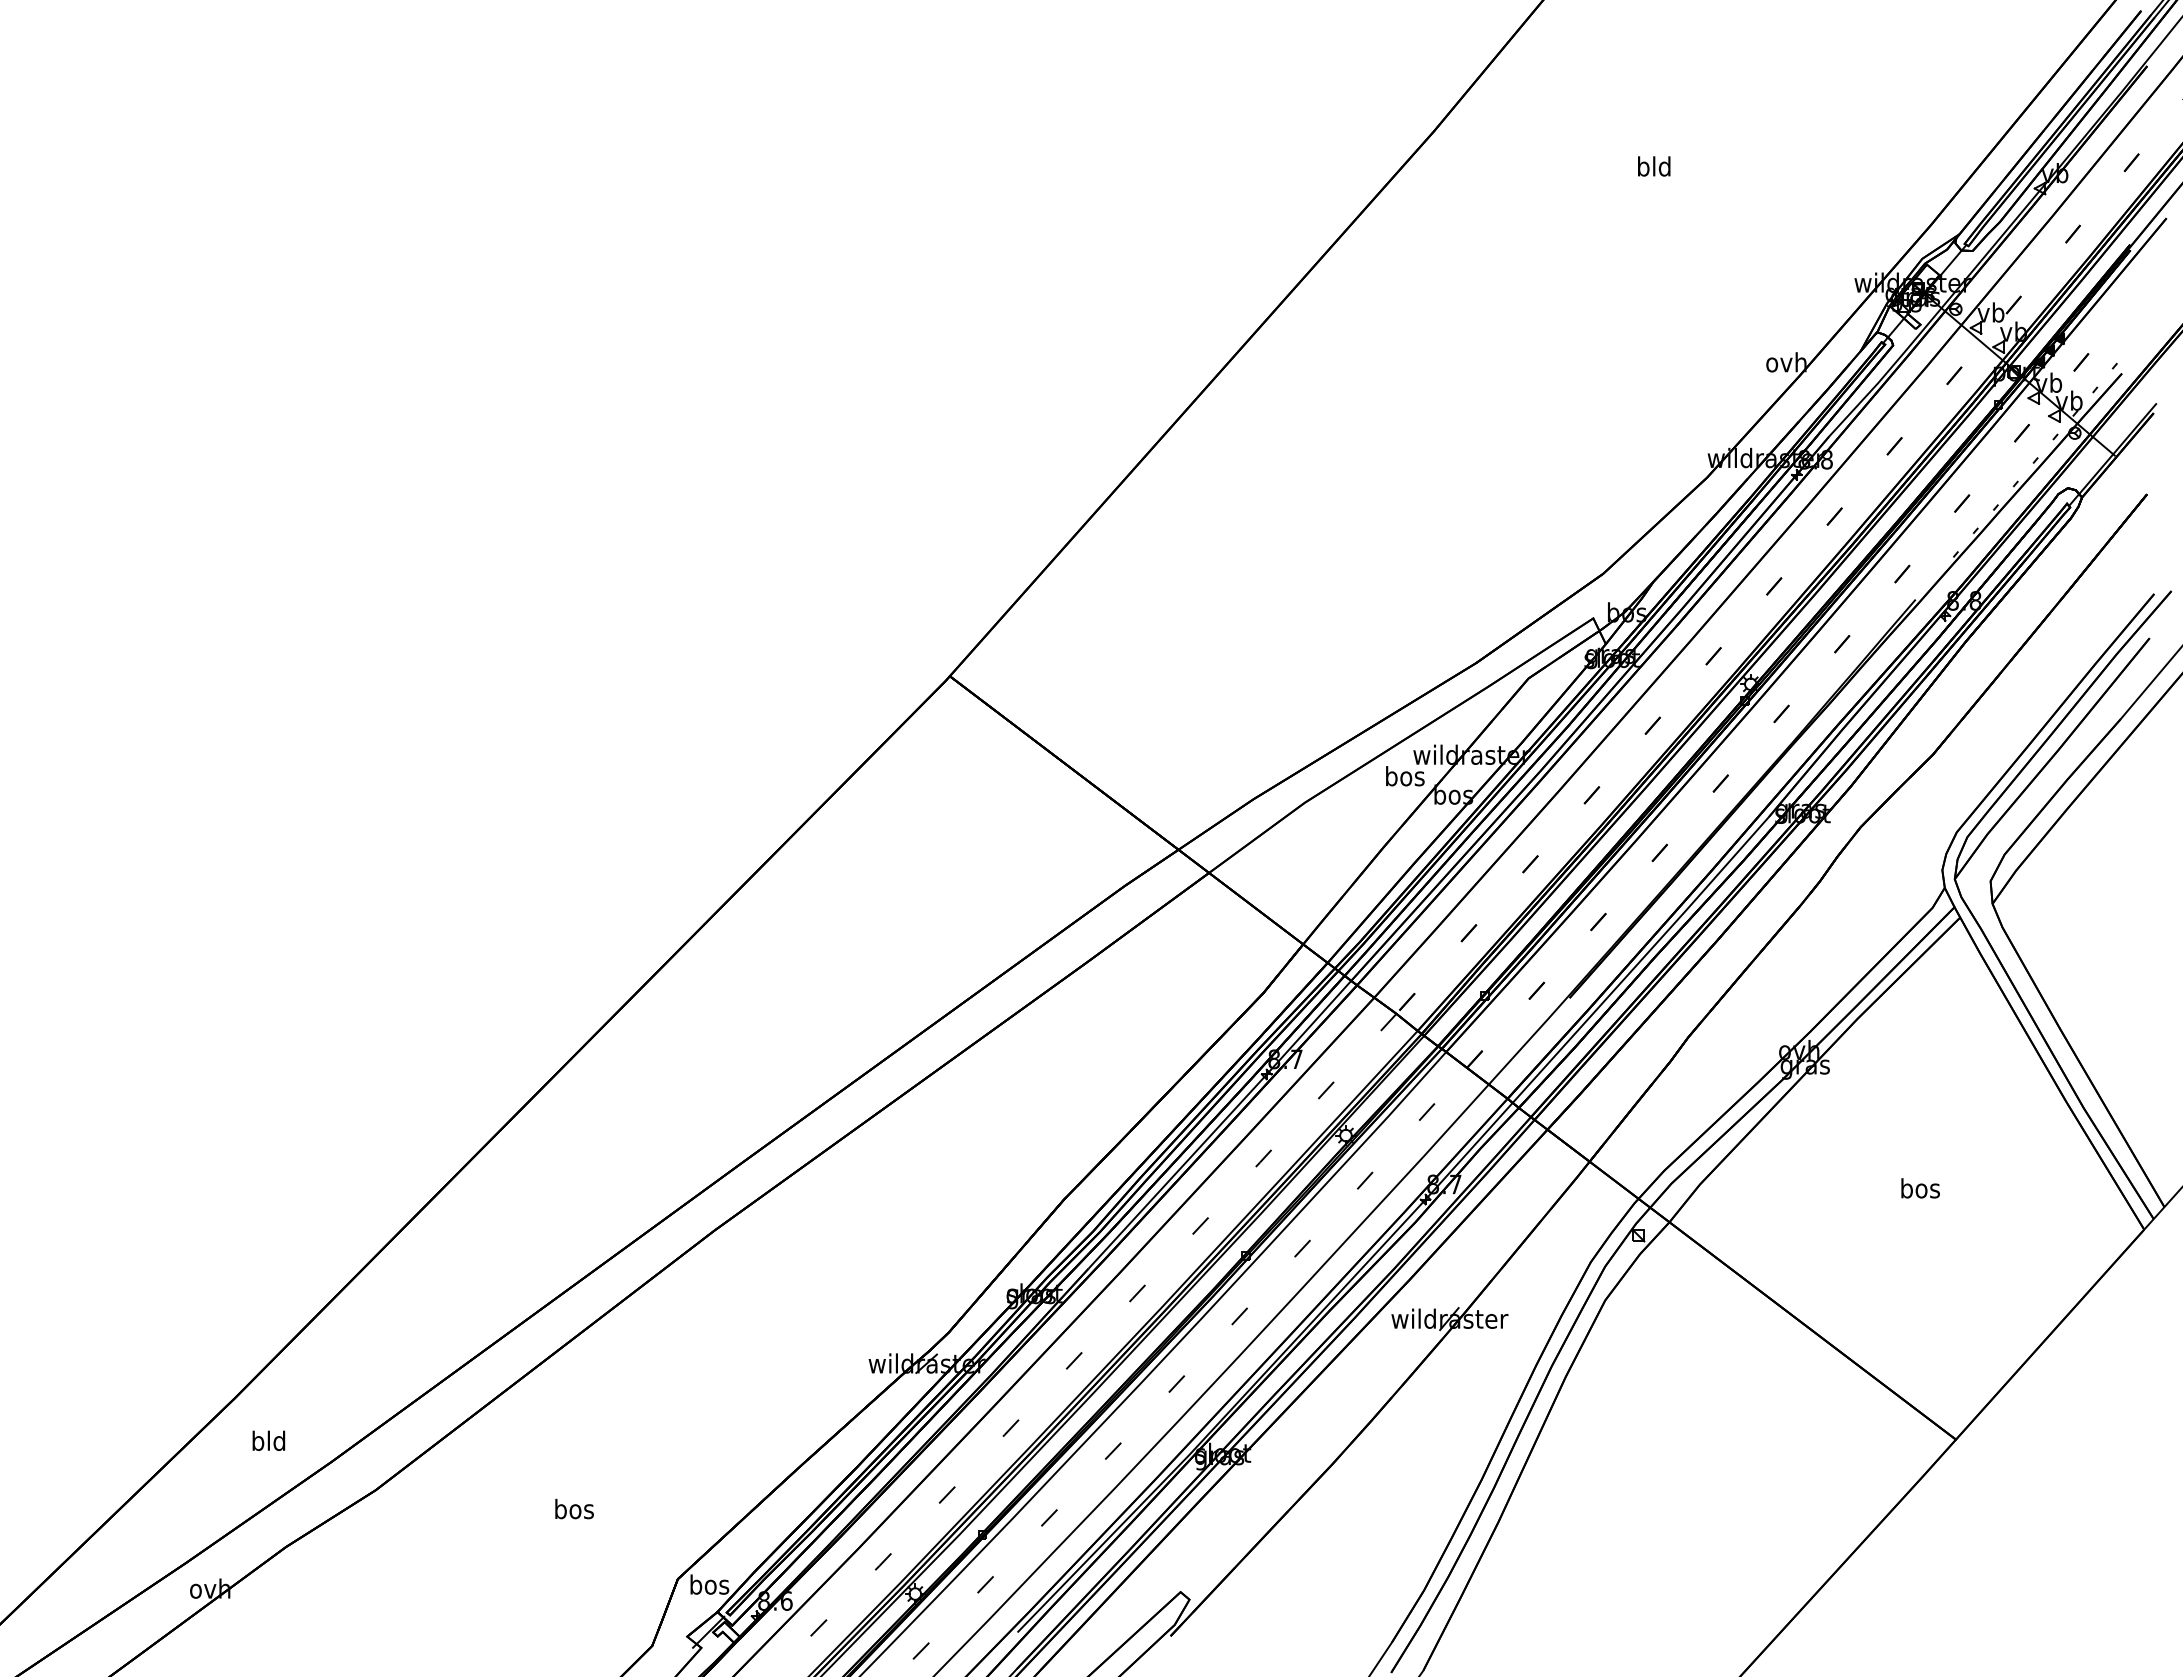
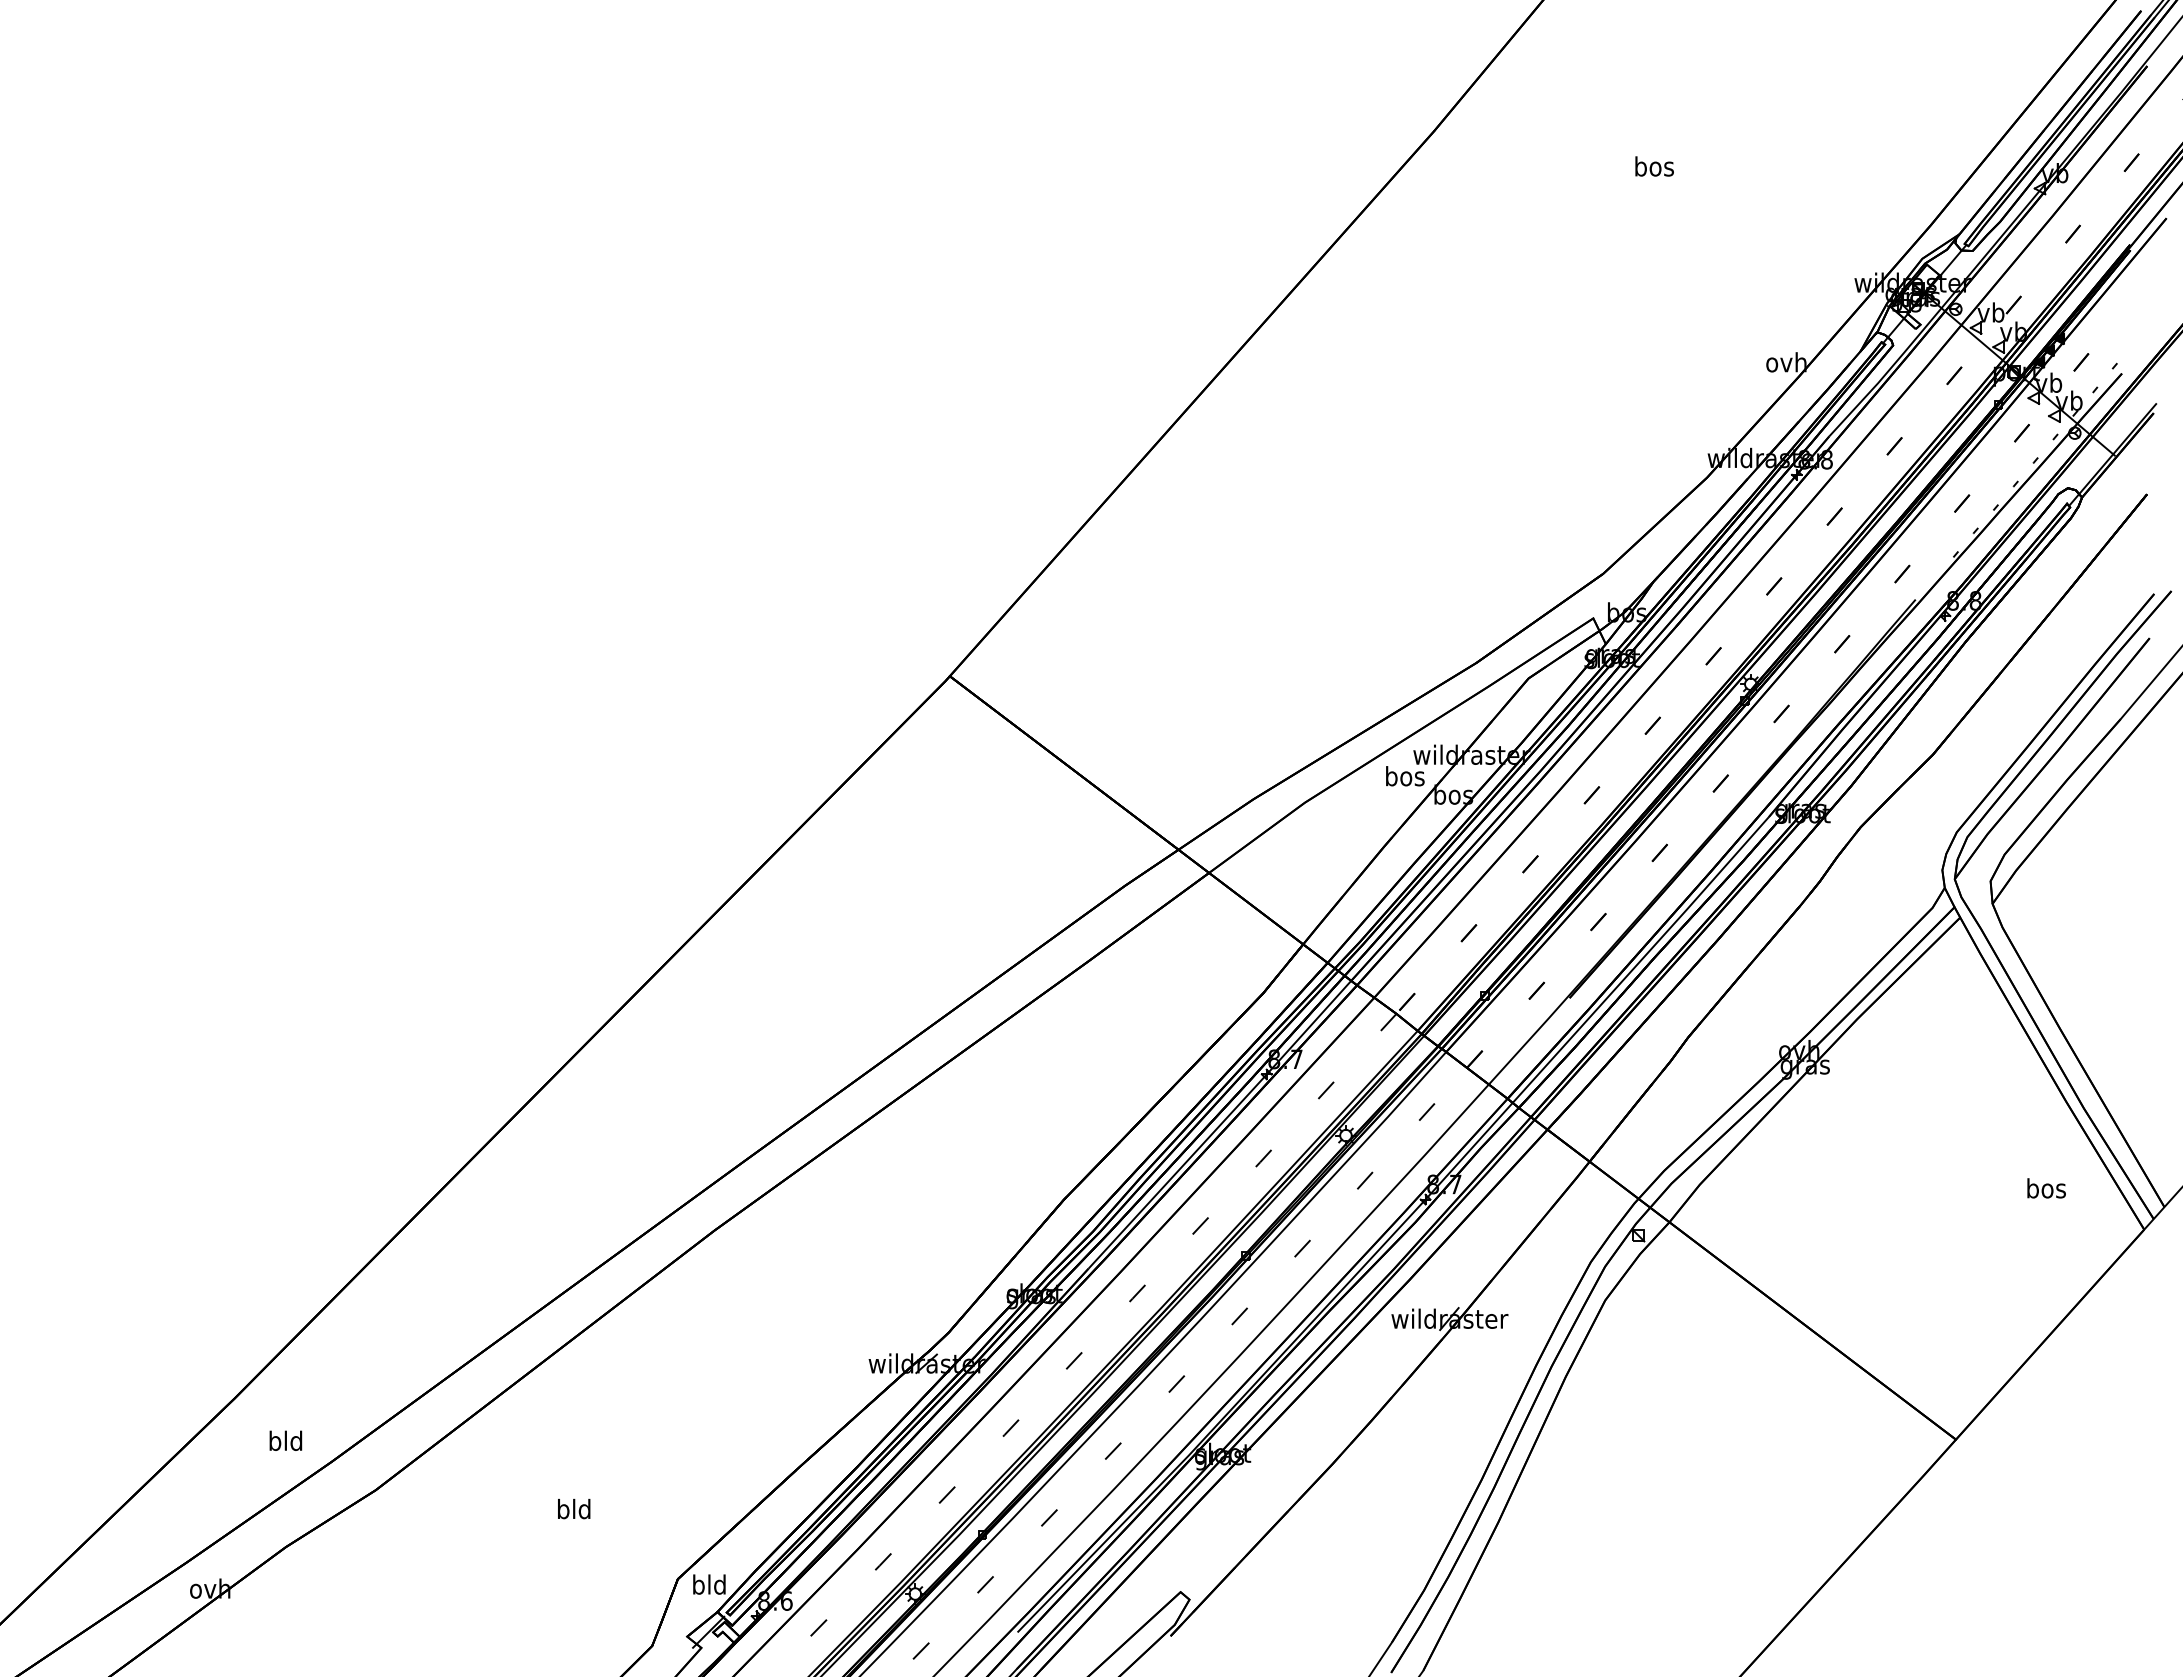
text: bld -> bos (1654, 166)
text position: (1920, 1188) -> (2046, 1188) (2046, 1188)
text position: (268, 1440) -> (285, 1440) (285, 1440)
text: bos -> bld (574, 1508)
text: bos -> bld (709, 1584)
